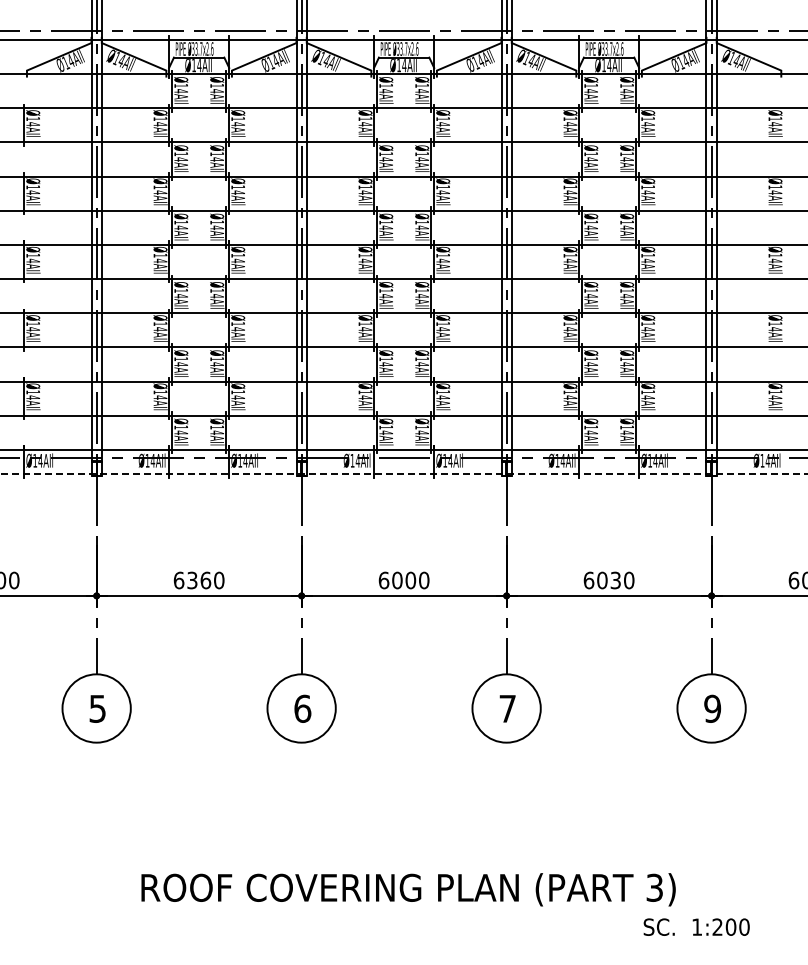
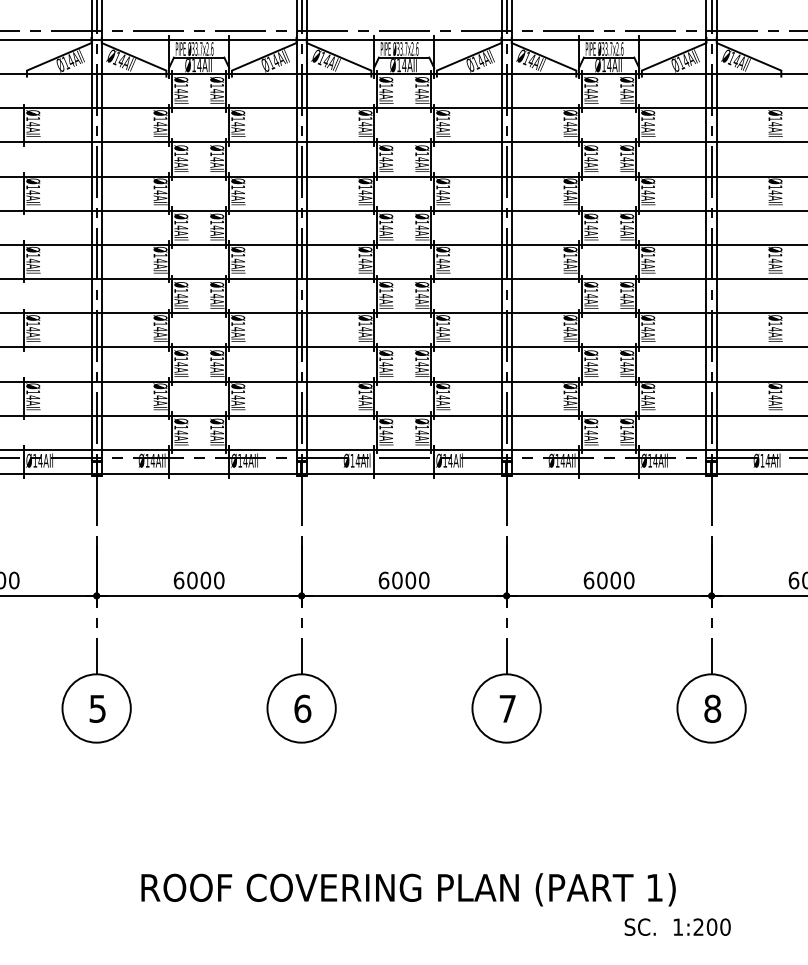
line: dashed -> solid (404, 473)
text: 6360 -> 6000 (199, 580)
text: 6030 -> 6000 (615, 580)
text: 9 -> 8 (712, 708)
text: 3) -> 1) (654, 887)
text position: (696, 926) -> (677, 926) (677, 926)
